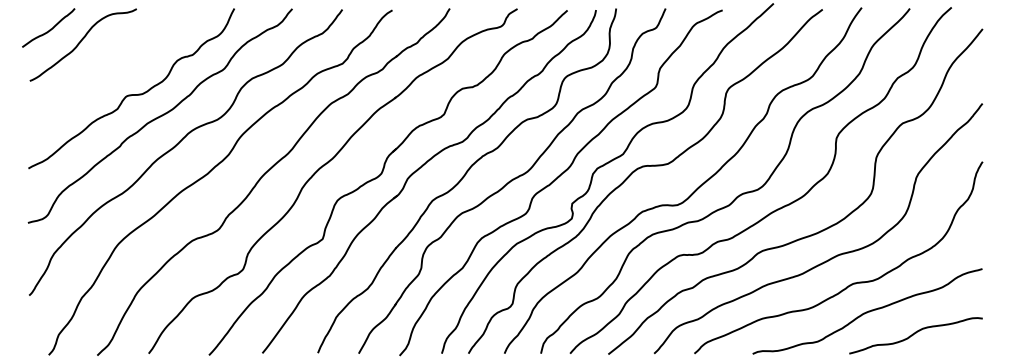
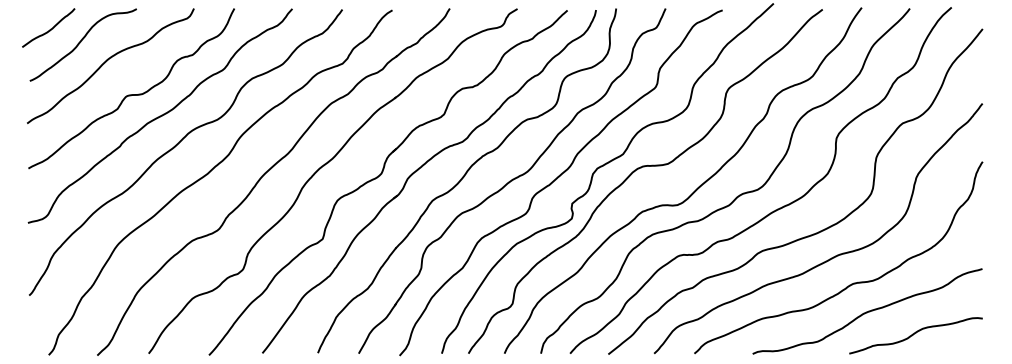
curve: none -> present (107, 61)
